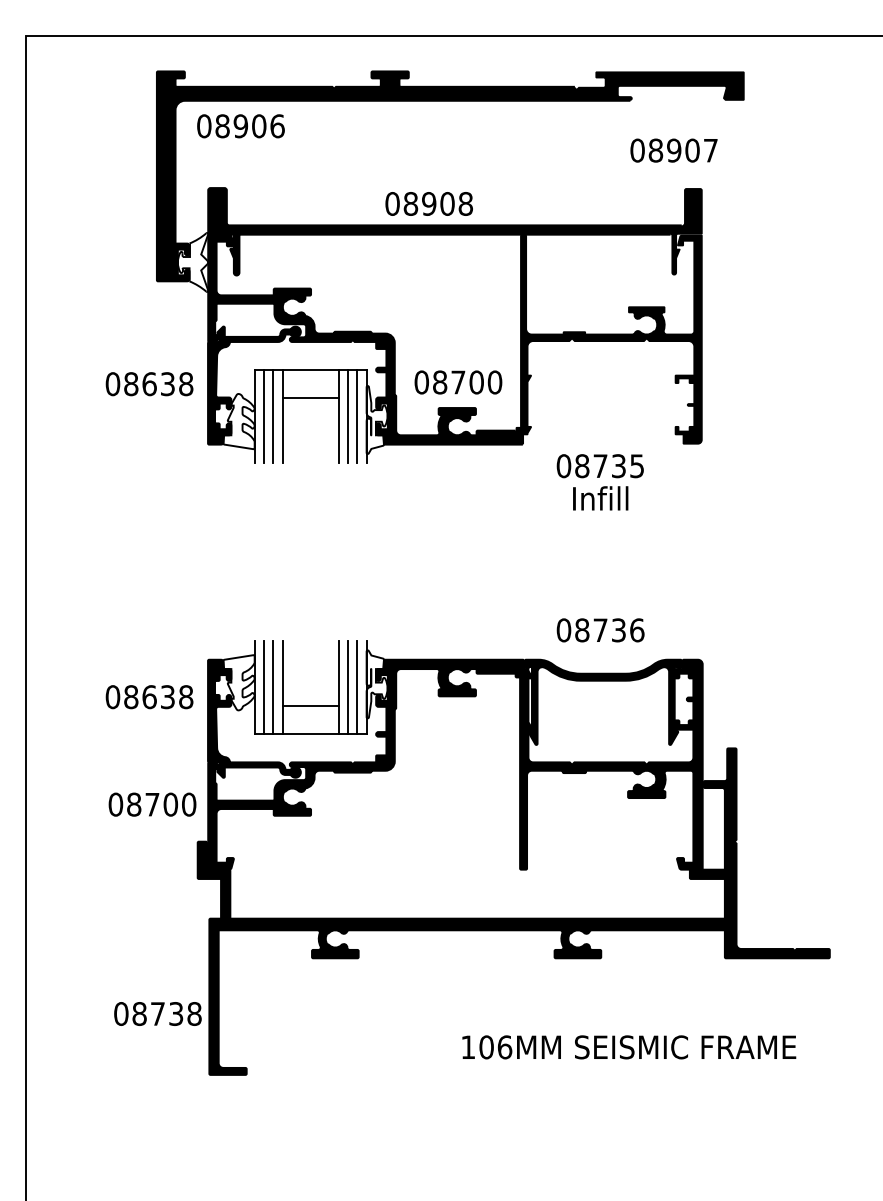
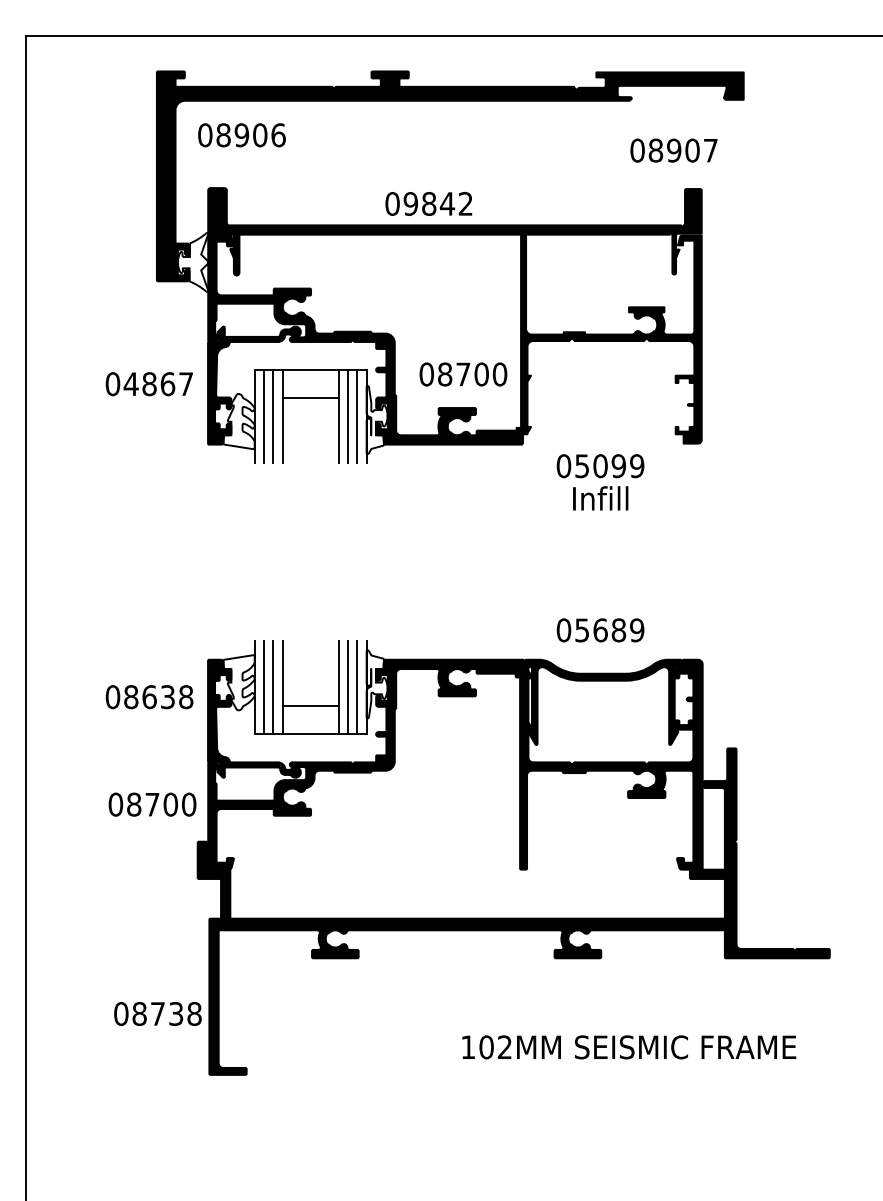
text position: (240, 126) -> (241, 135) (241, 135)
text: 08908 -> 09842 (437, 203)
text position: (458, 382) -> (463, 374) (463, 374)
text: 08638 -> 04867 (158, 384)
text: 08735 -> 05099 (609, 466)
text: 08736 -> 05689 (609, 630)
text: 106MM -> 102MM (504, 1047)
